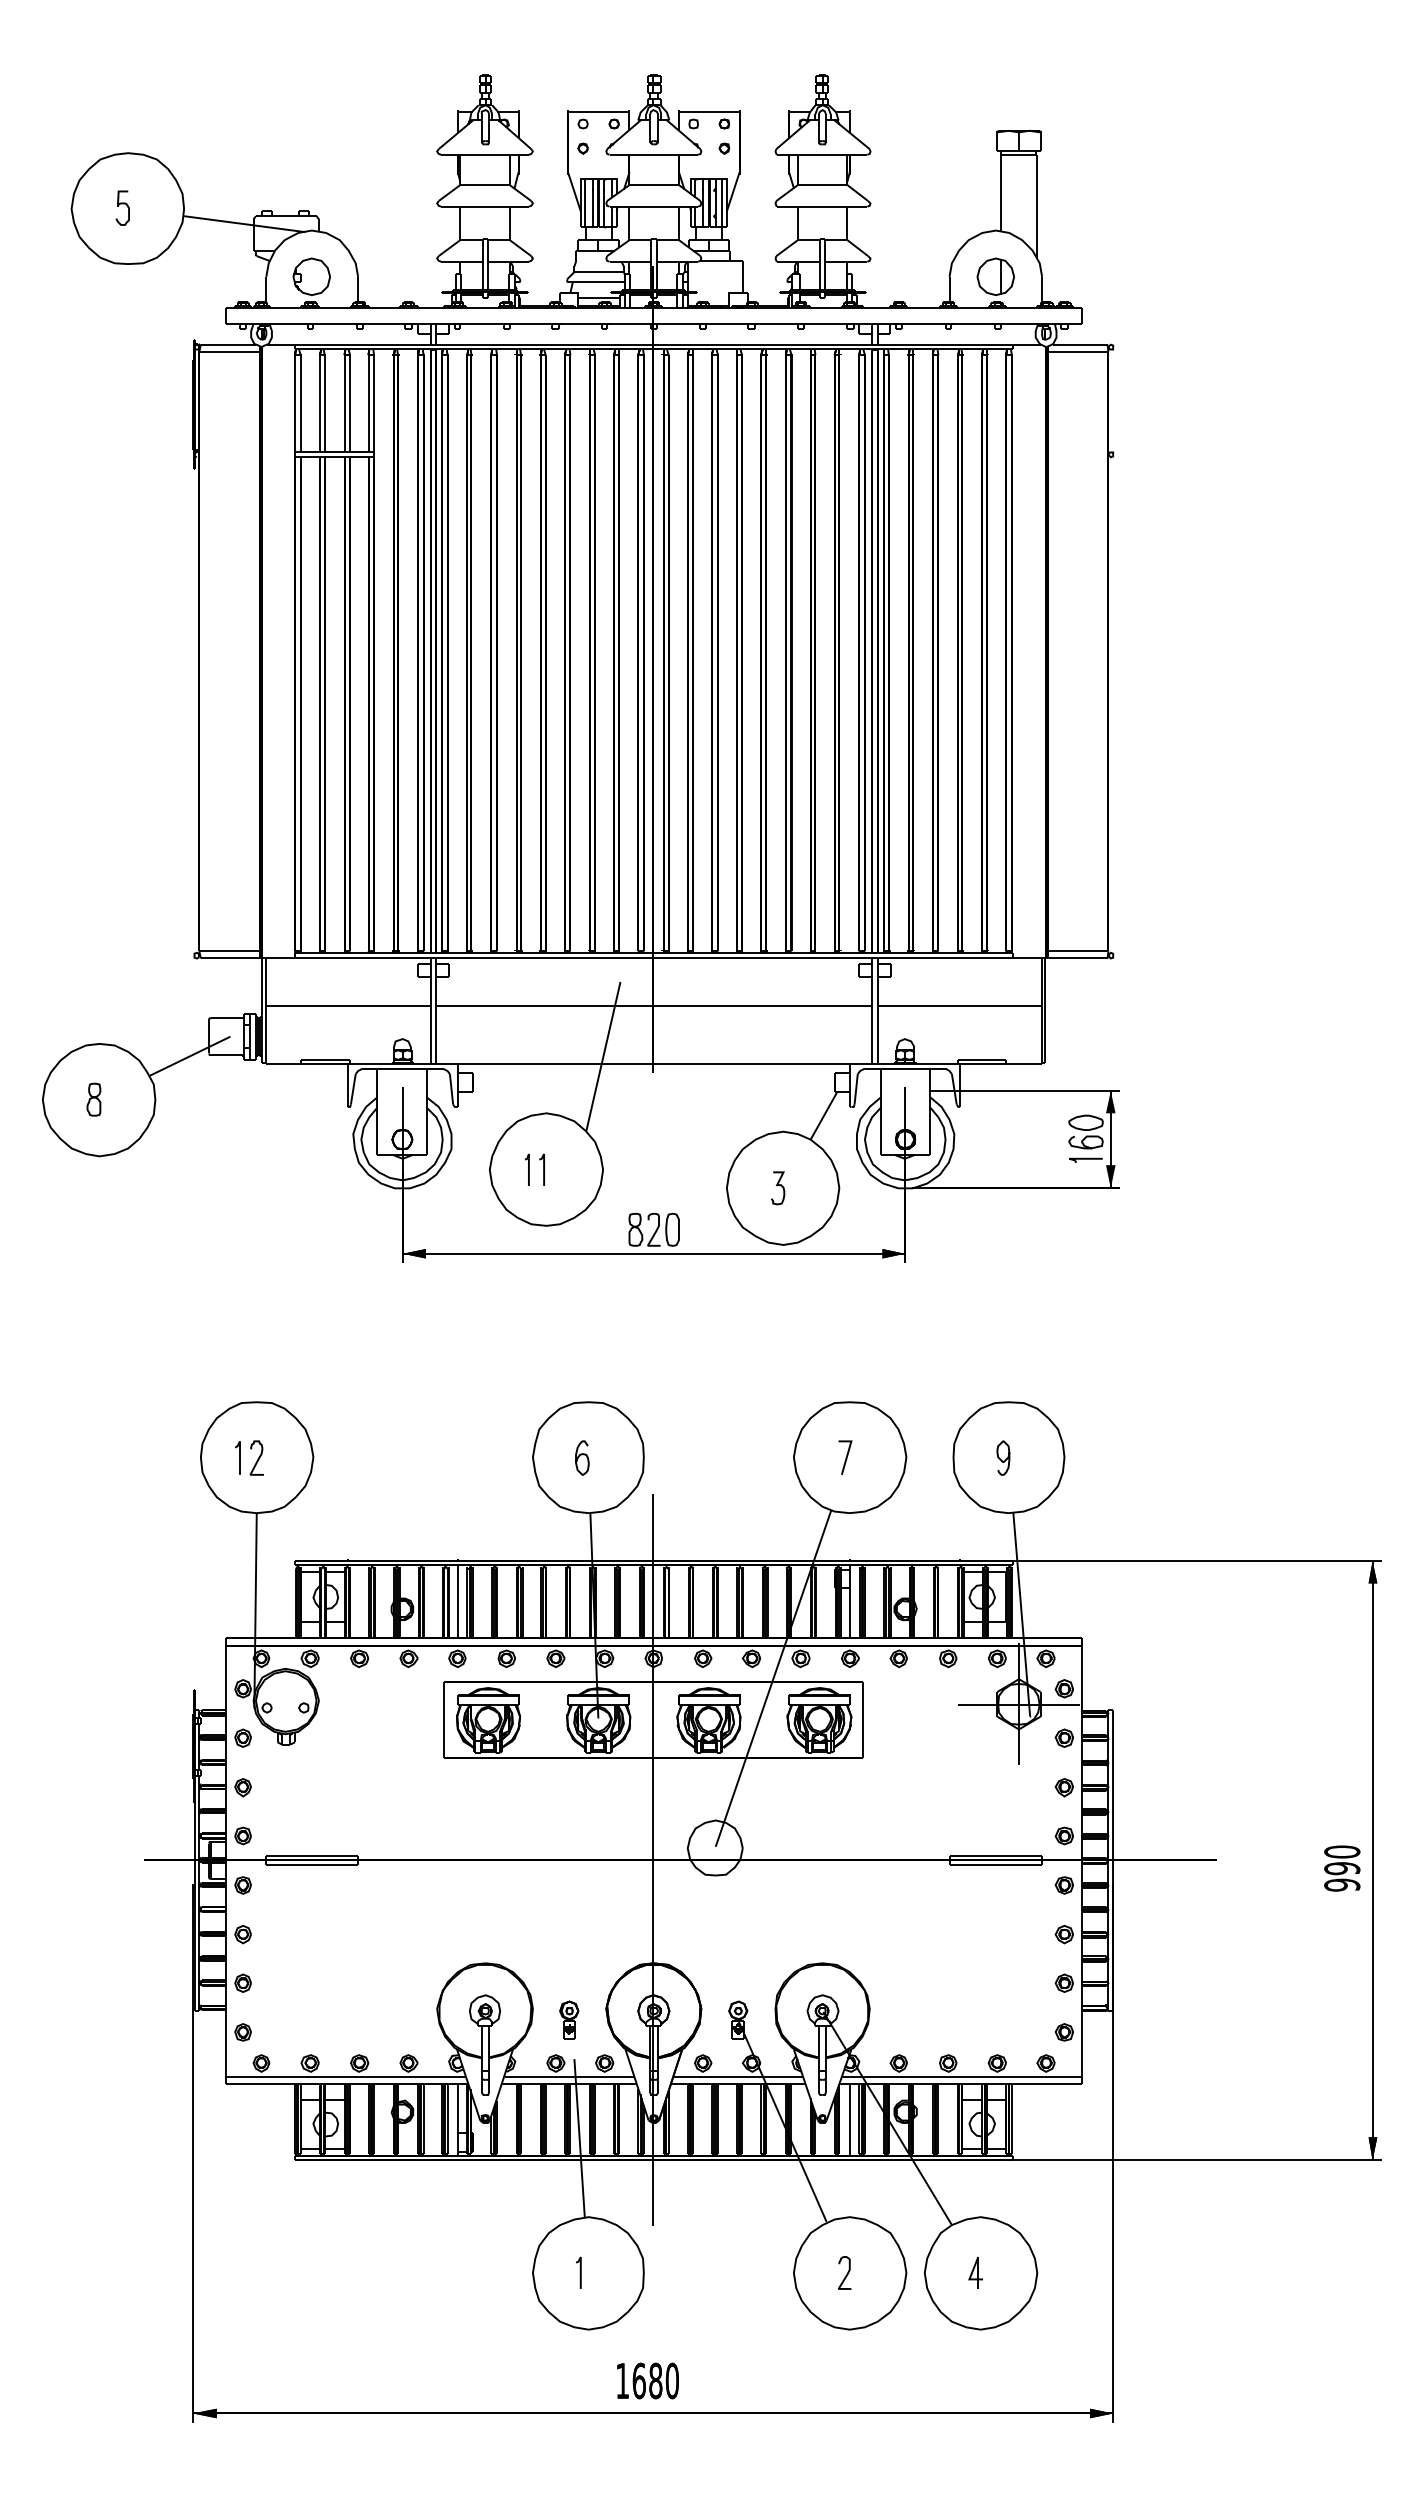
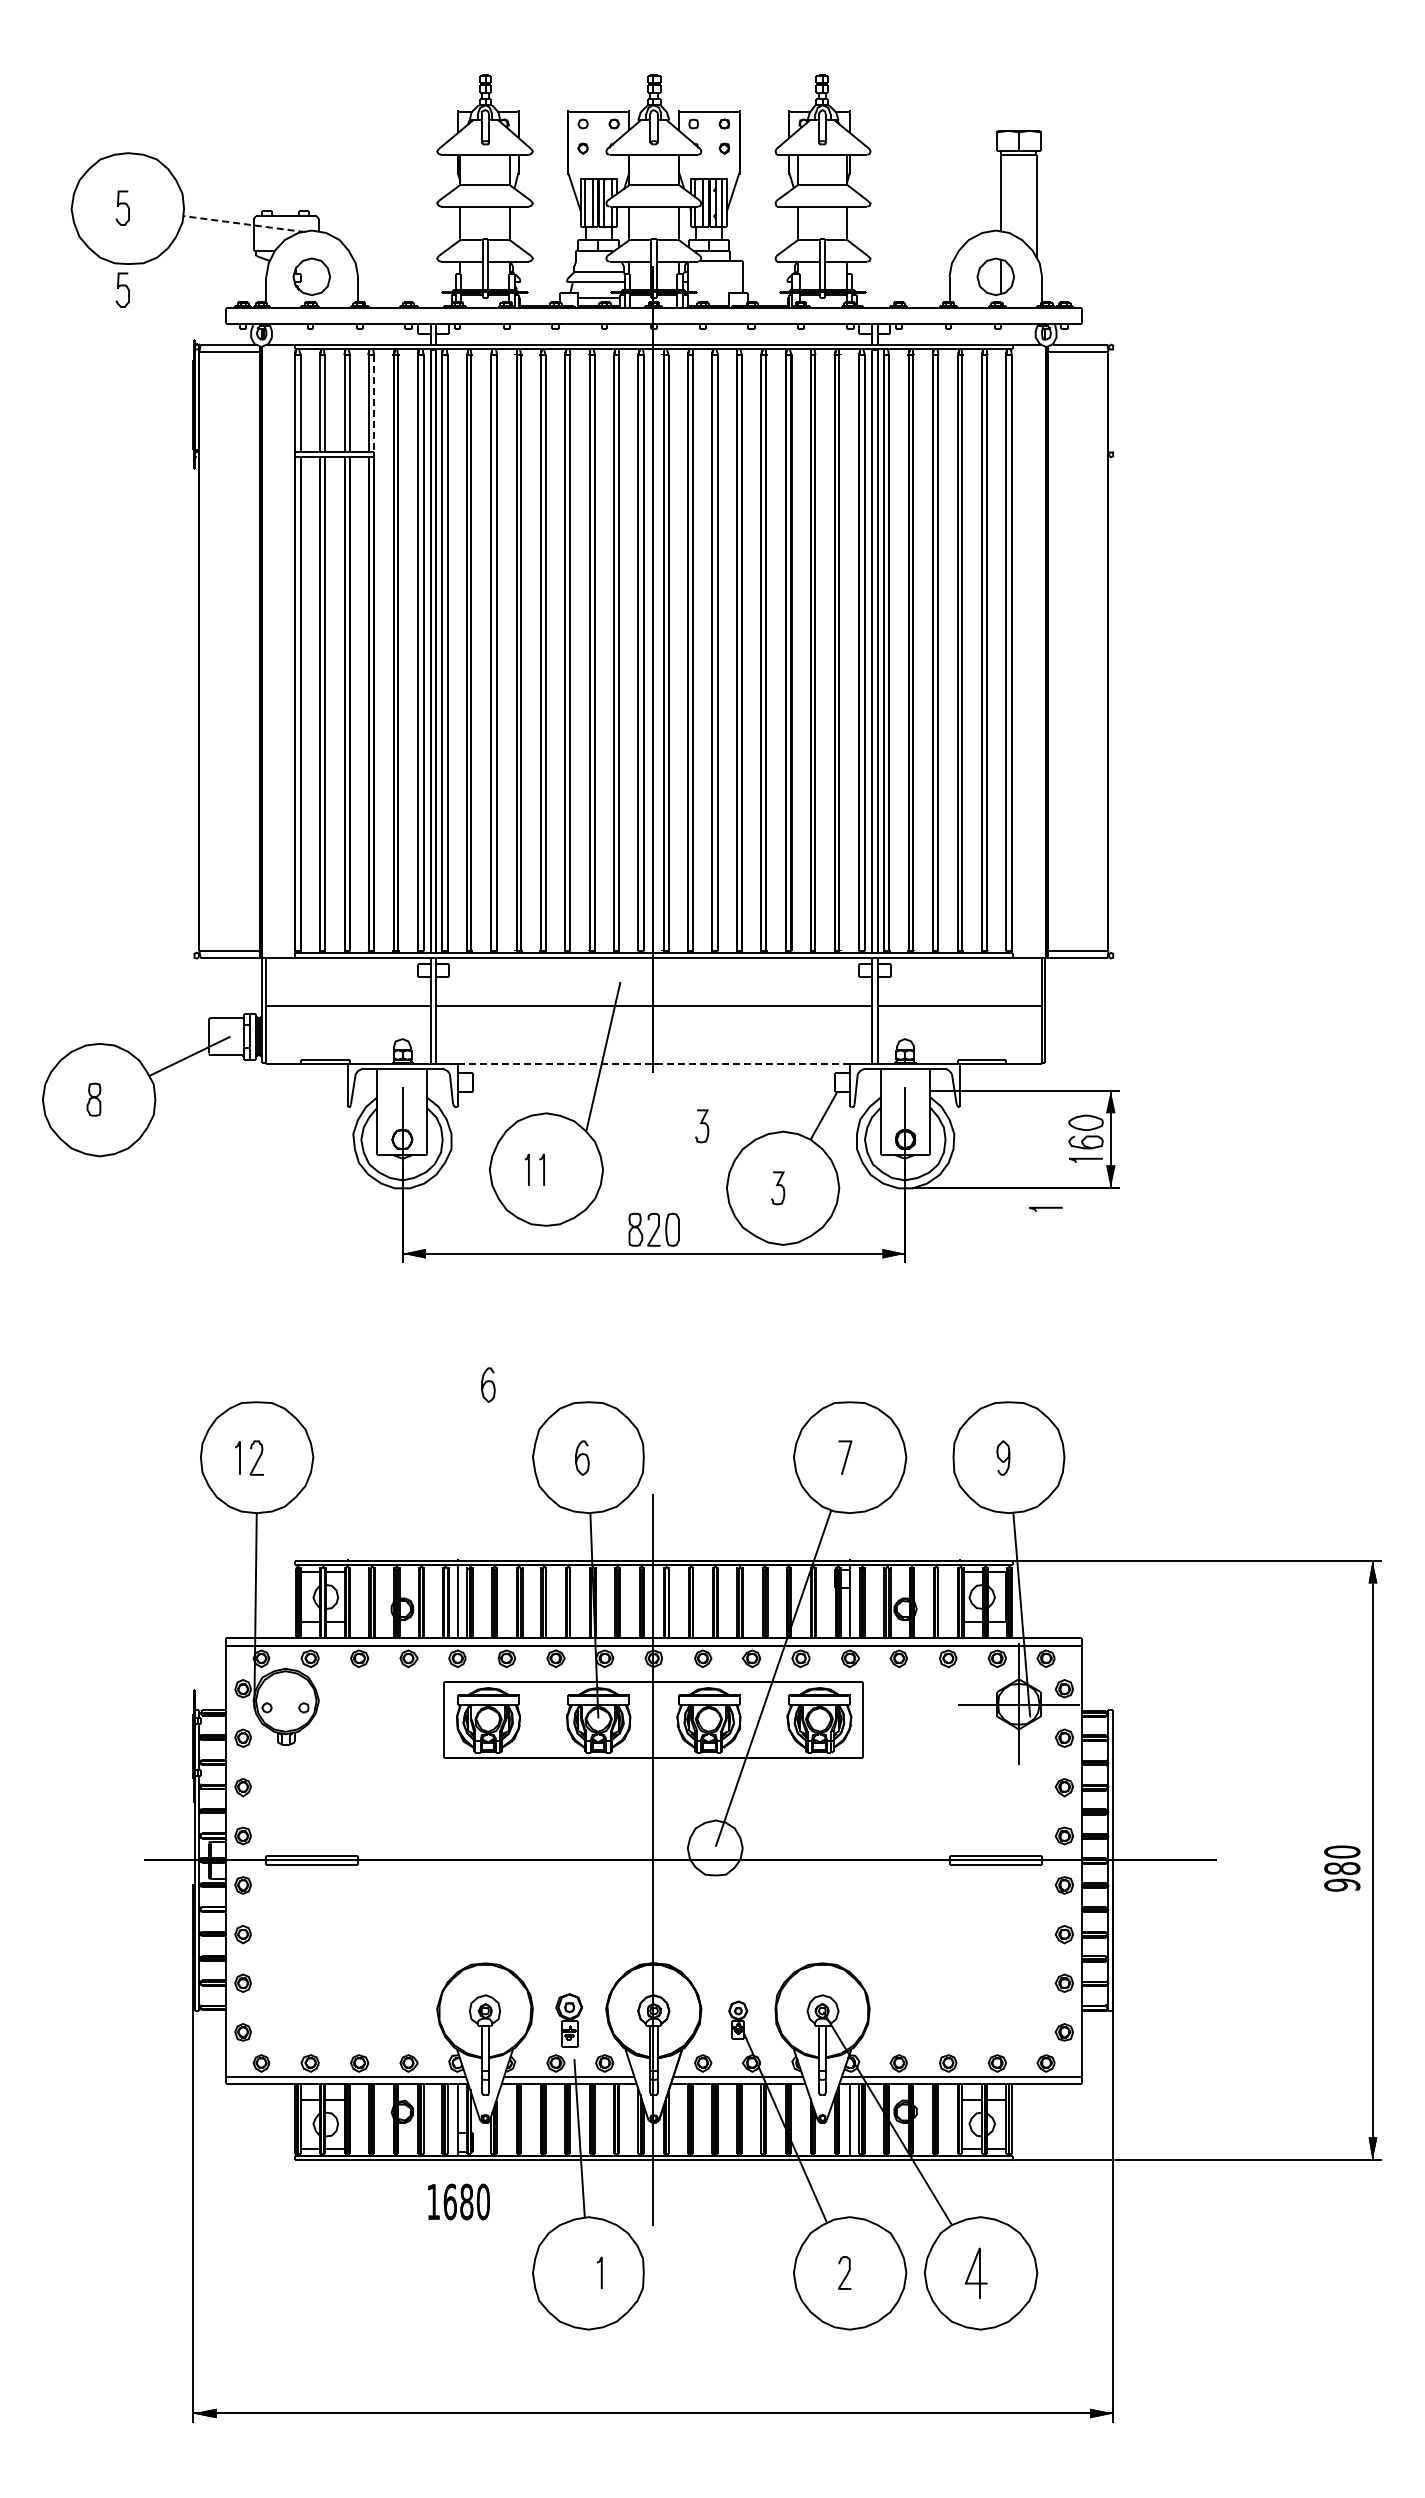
line: solid -> dashed (244, 224)
curve: none -> present (122, 286)
line: solid -> dashed (374, 403)
line: solid -> dashed (653, 1063)
curve: none -> present (704, 1124)
line: none -> present (1045, 1208)
curve: none -> present (488, 1382)
text: 990 -> 980 (1342, 1868)
part size: 21x40 px -> 28x55 px (568, 2020)
line position: (579, 2272) -> (600, 2272) (600, 2272)
part size: 15x33 px -> 24x52 px (975, 2272)
text position: (647, 2380) -> (458, 2201) (458, 2201)
